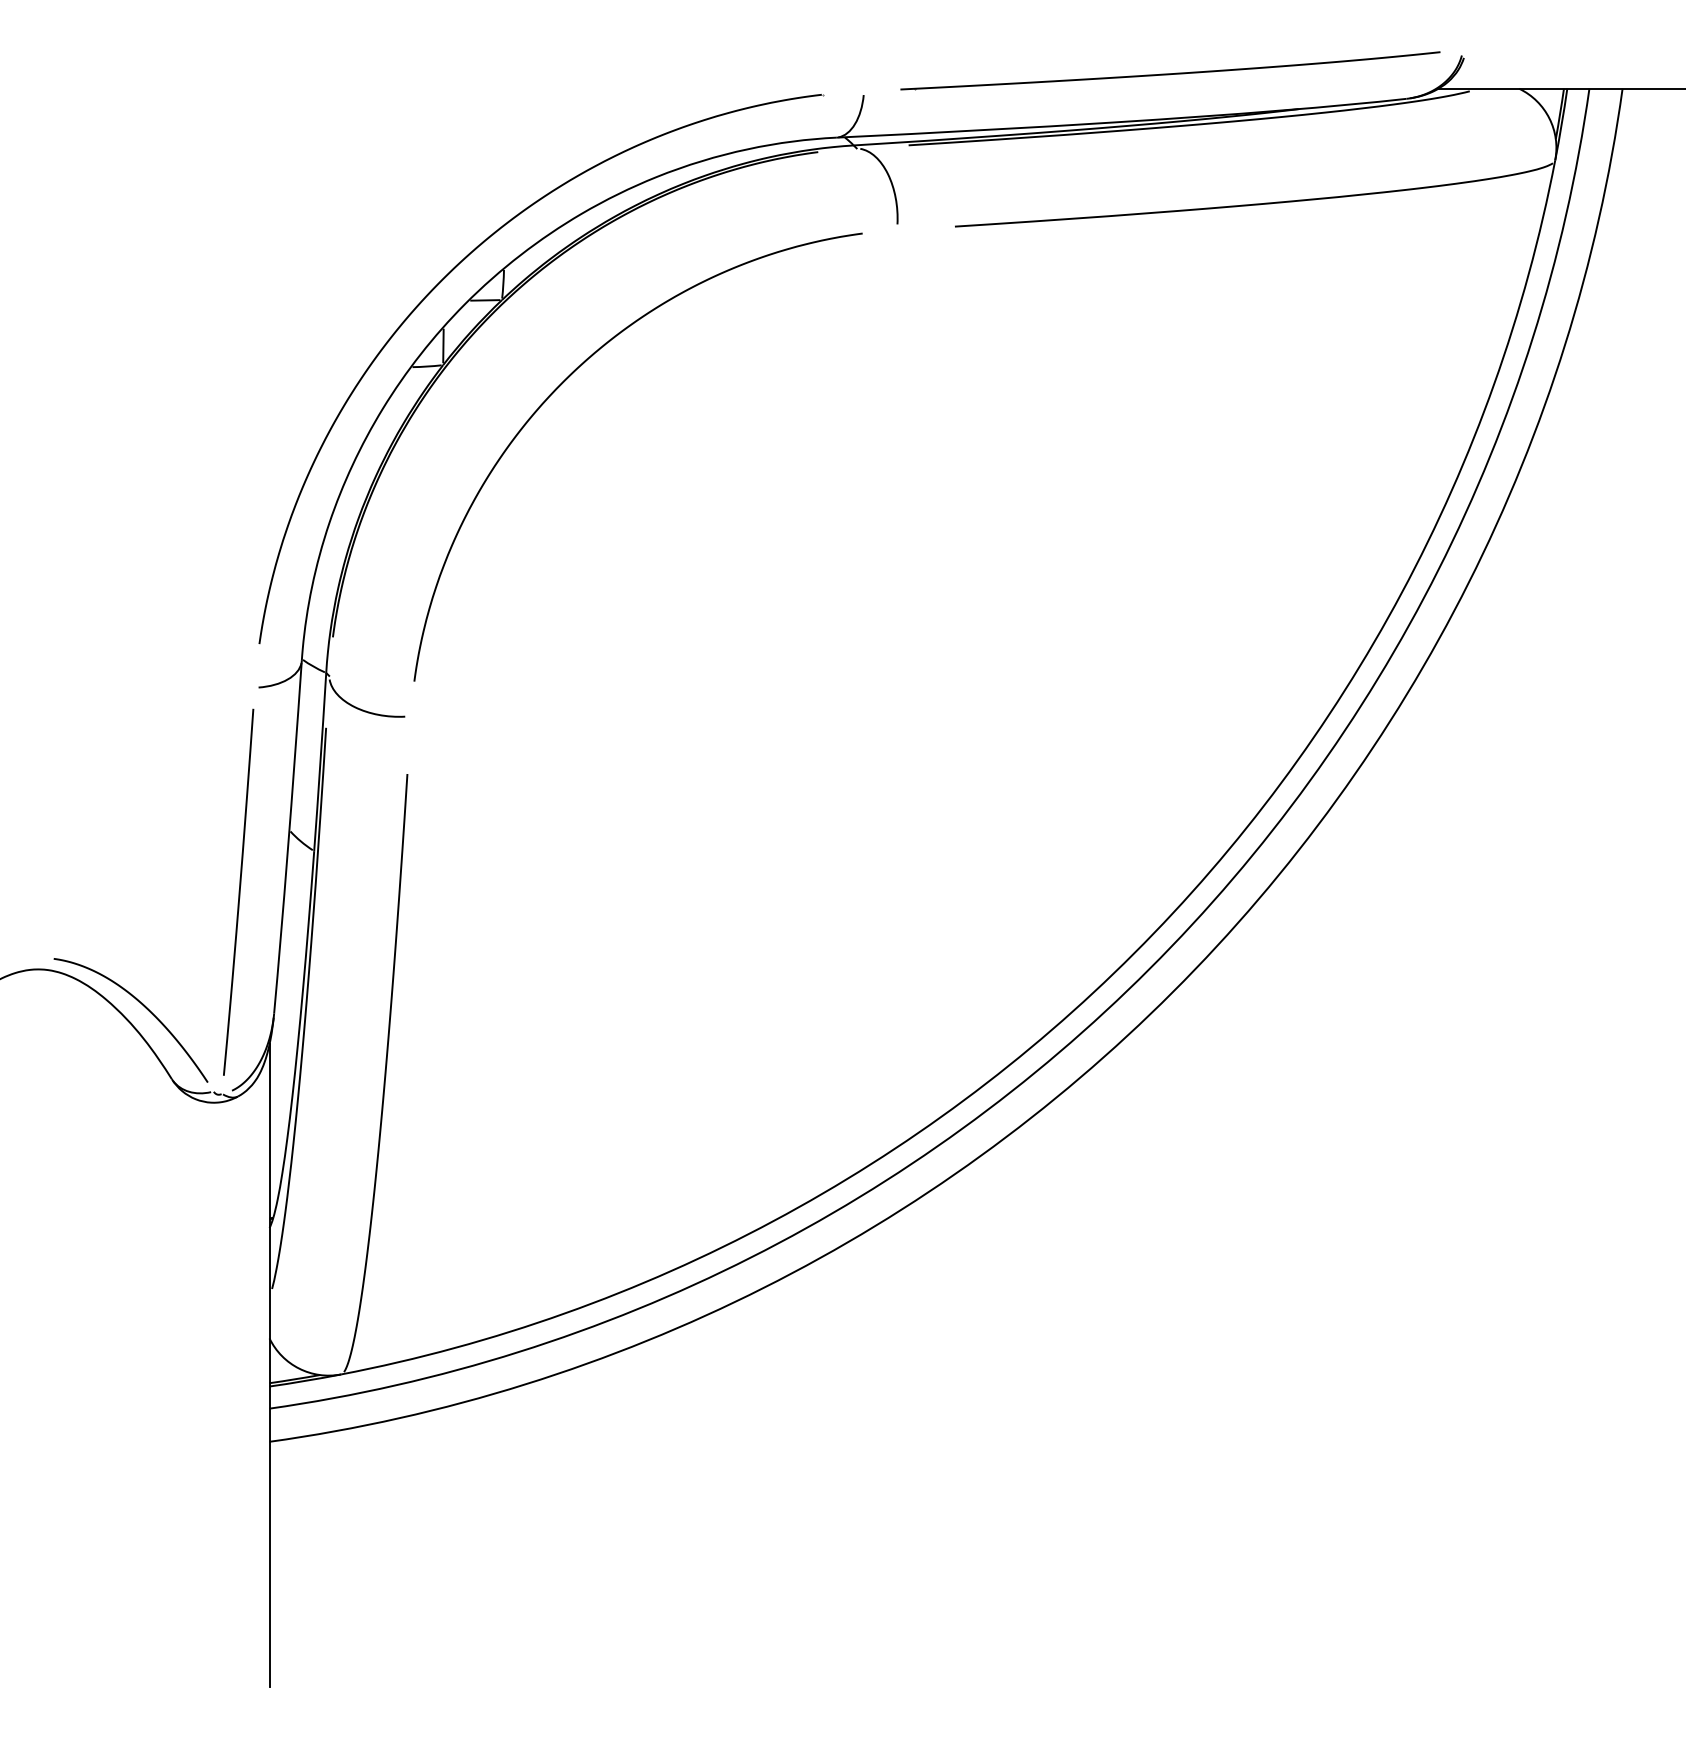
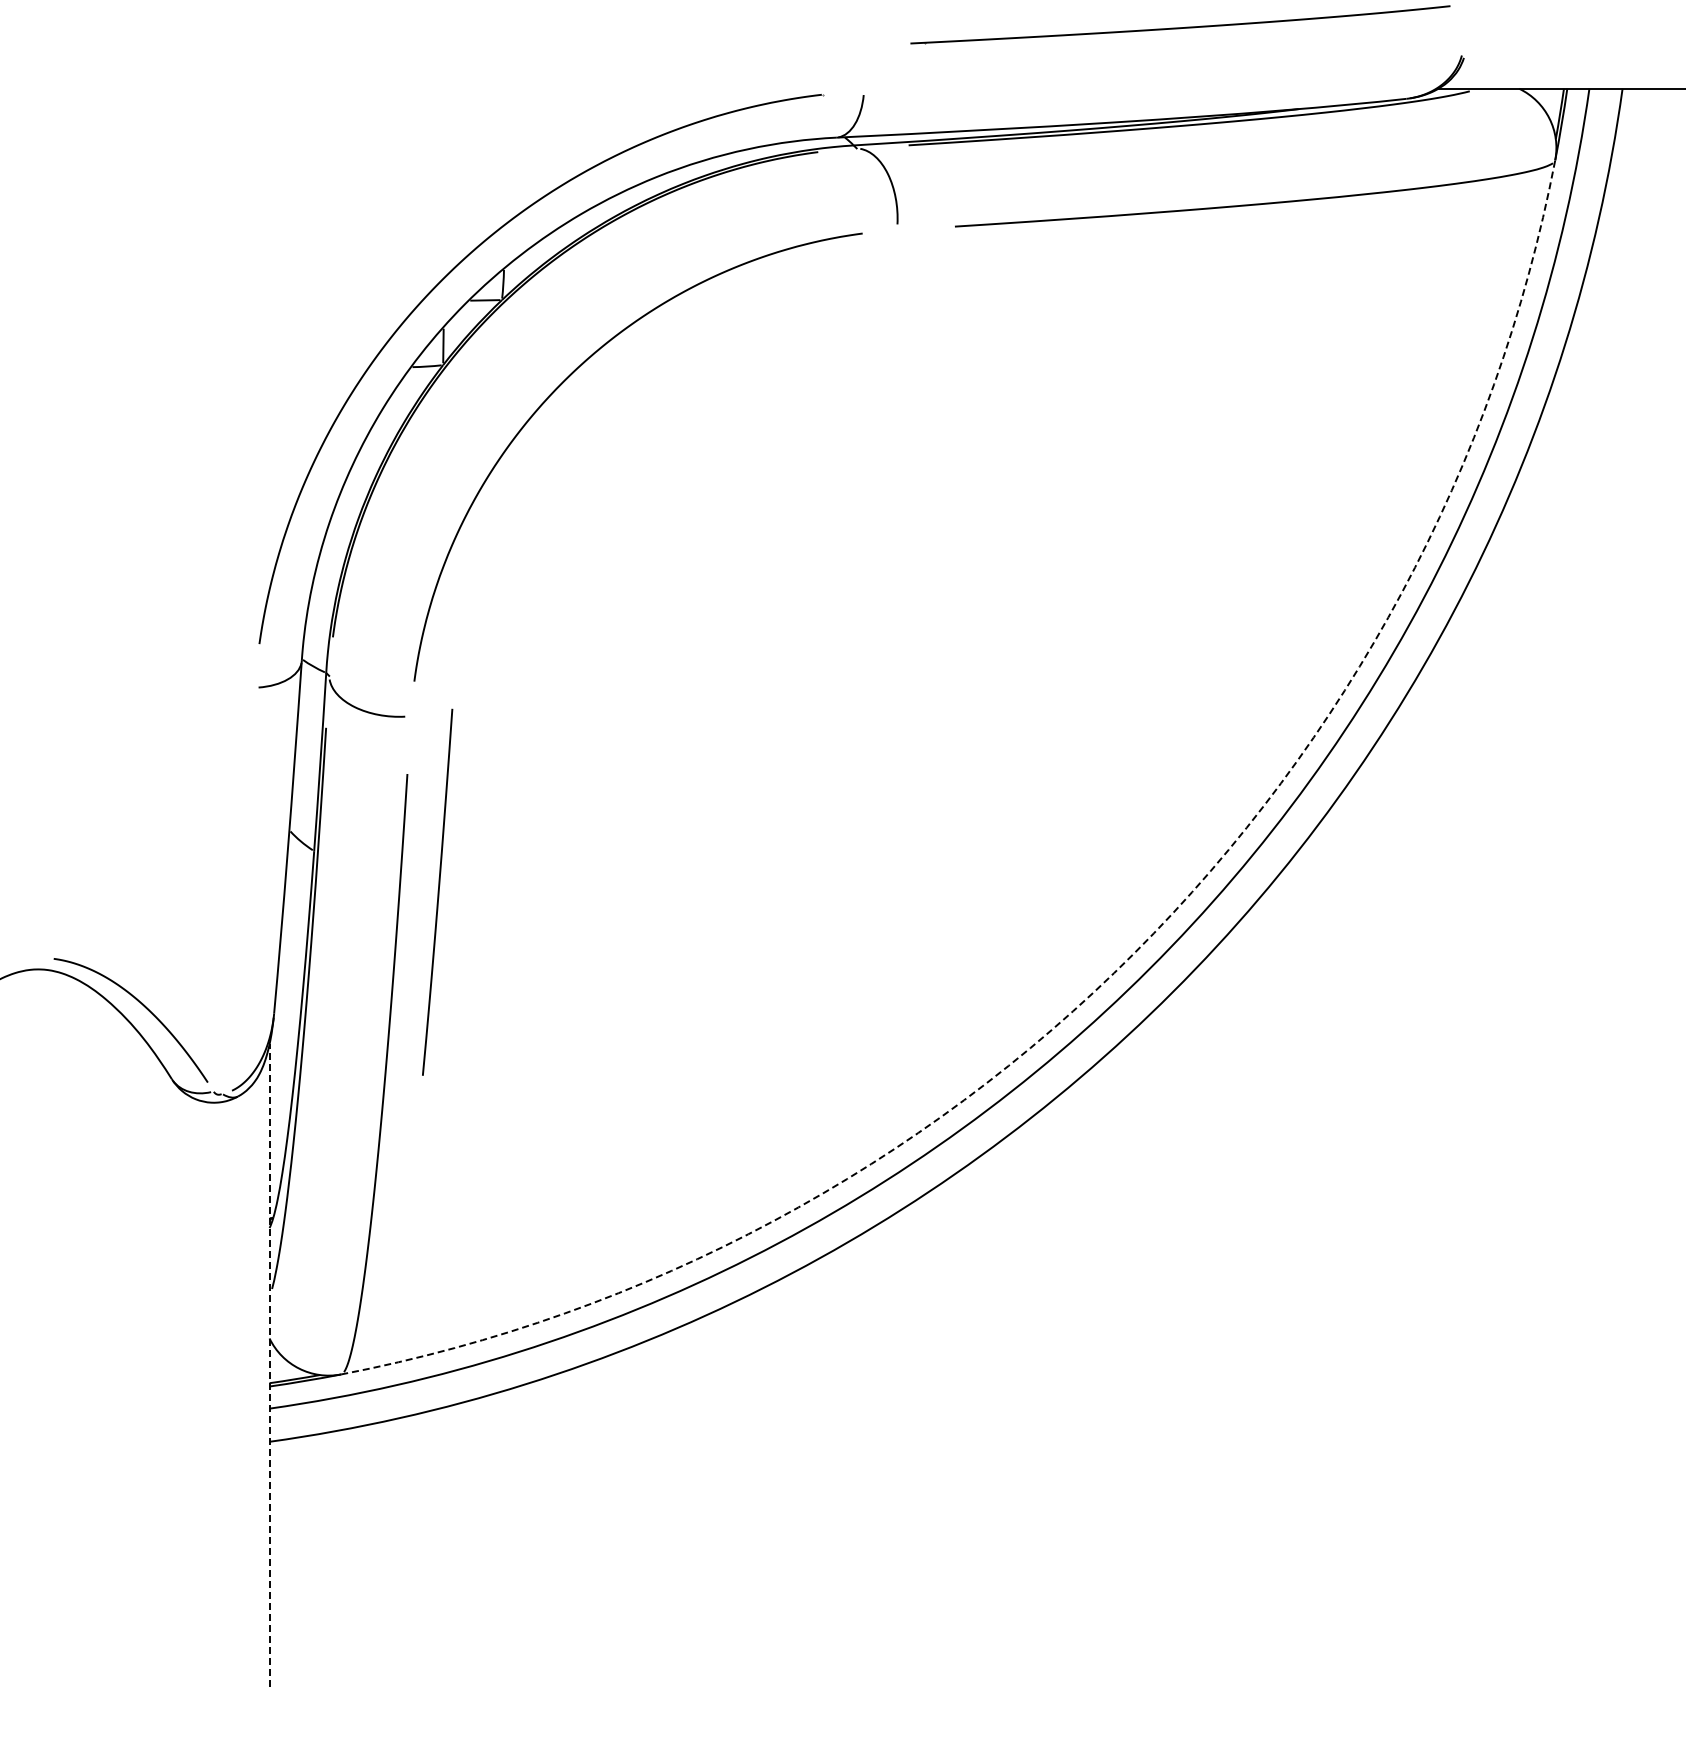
part position: (1170, 70) -> (1180, 24) (1180, 24)
curve position: (238, 891) -> (437, 891) (437, 891)
arc: solid -> dashed (1134, 953)
line: solid -> dashed (269, 1365)
